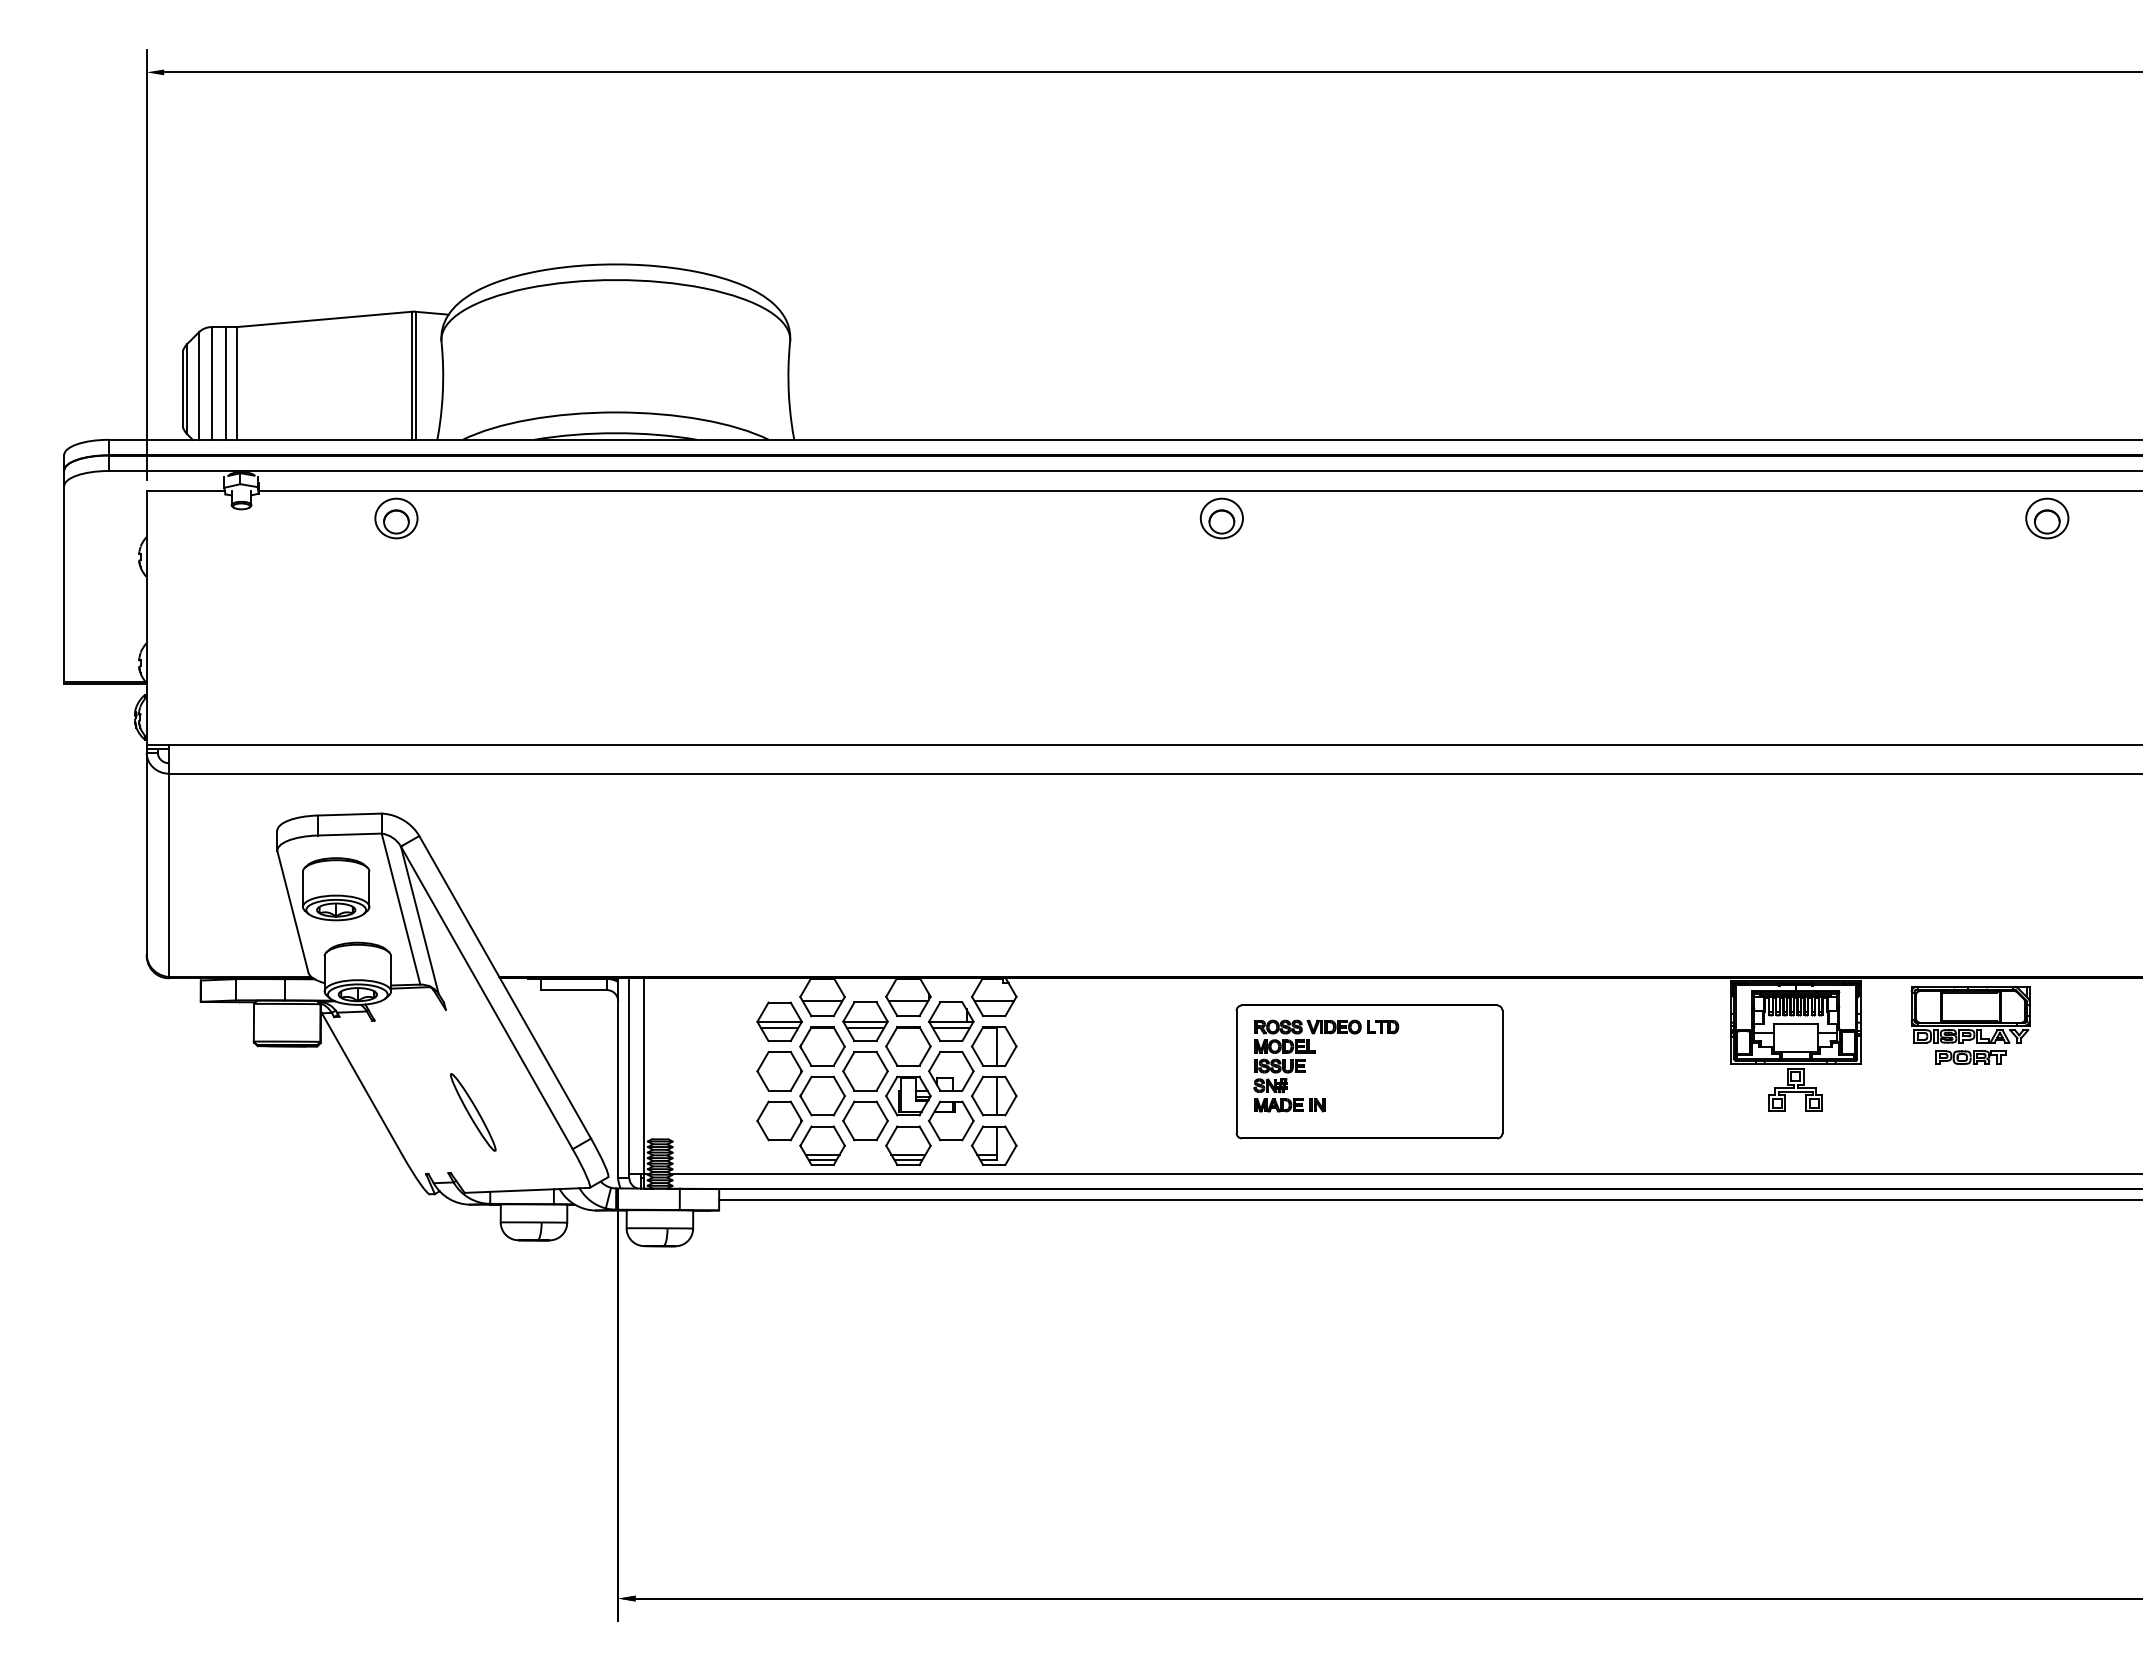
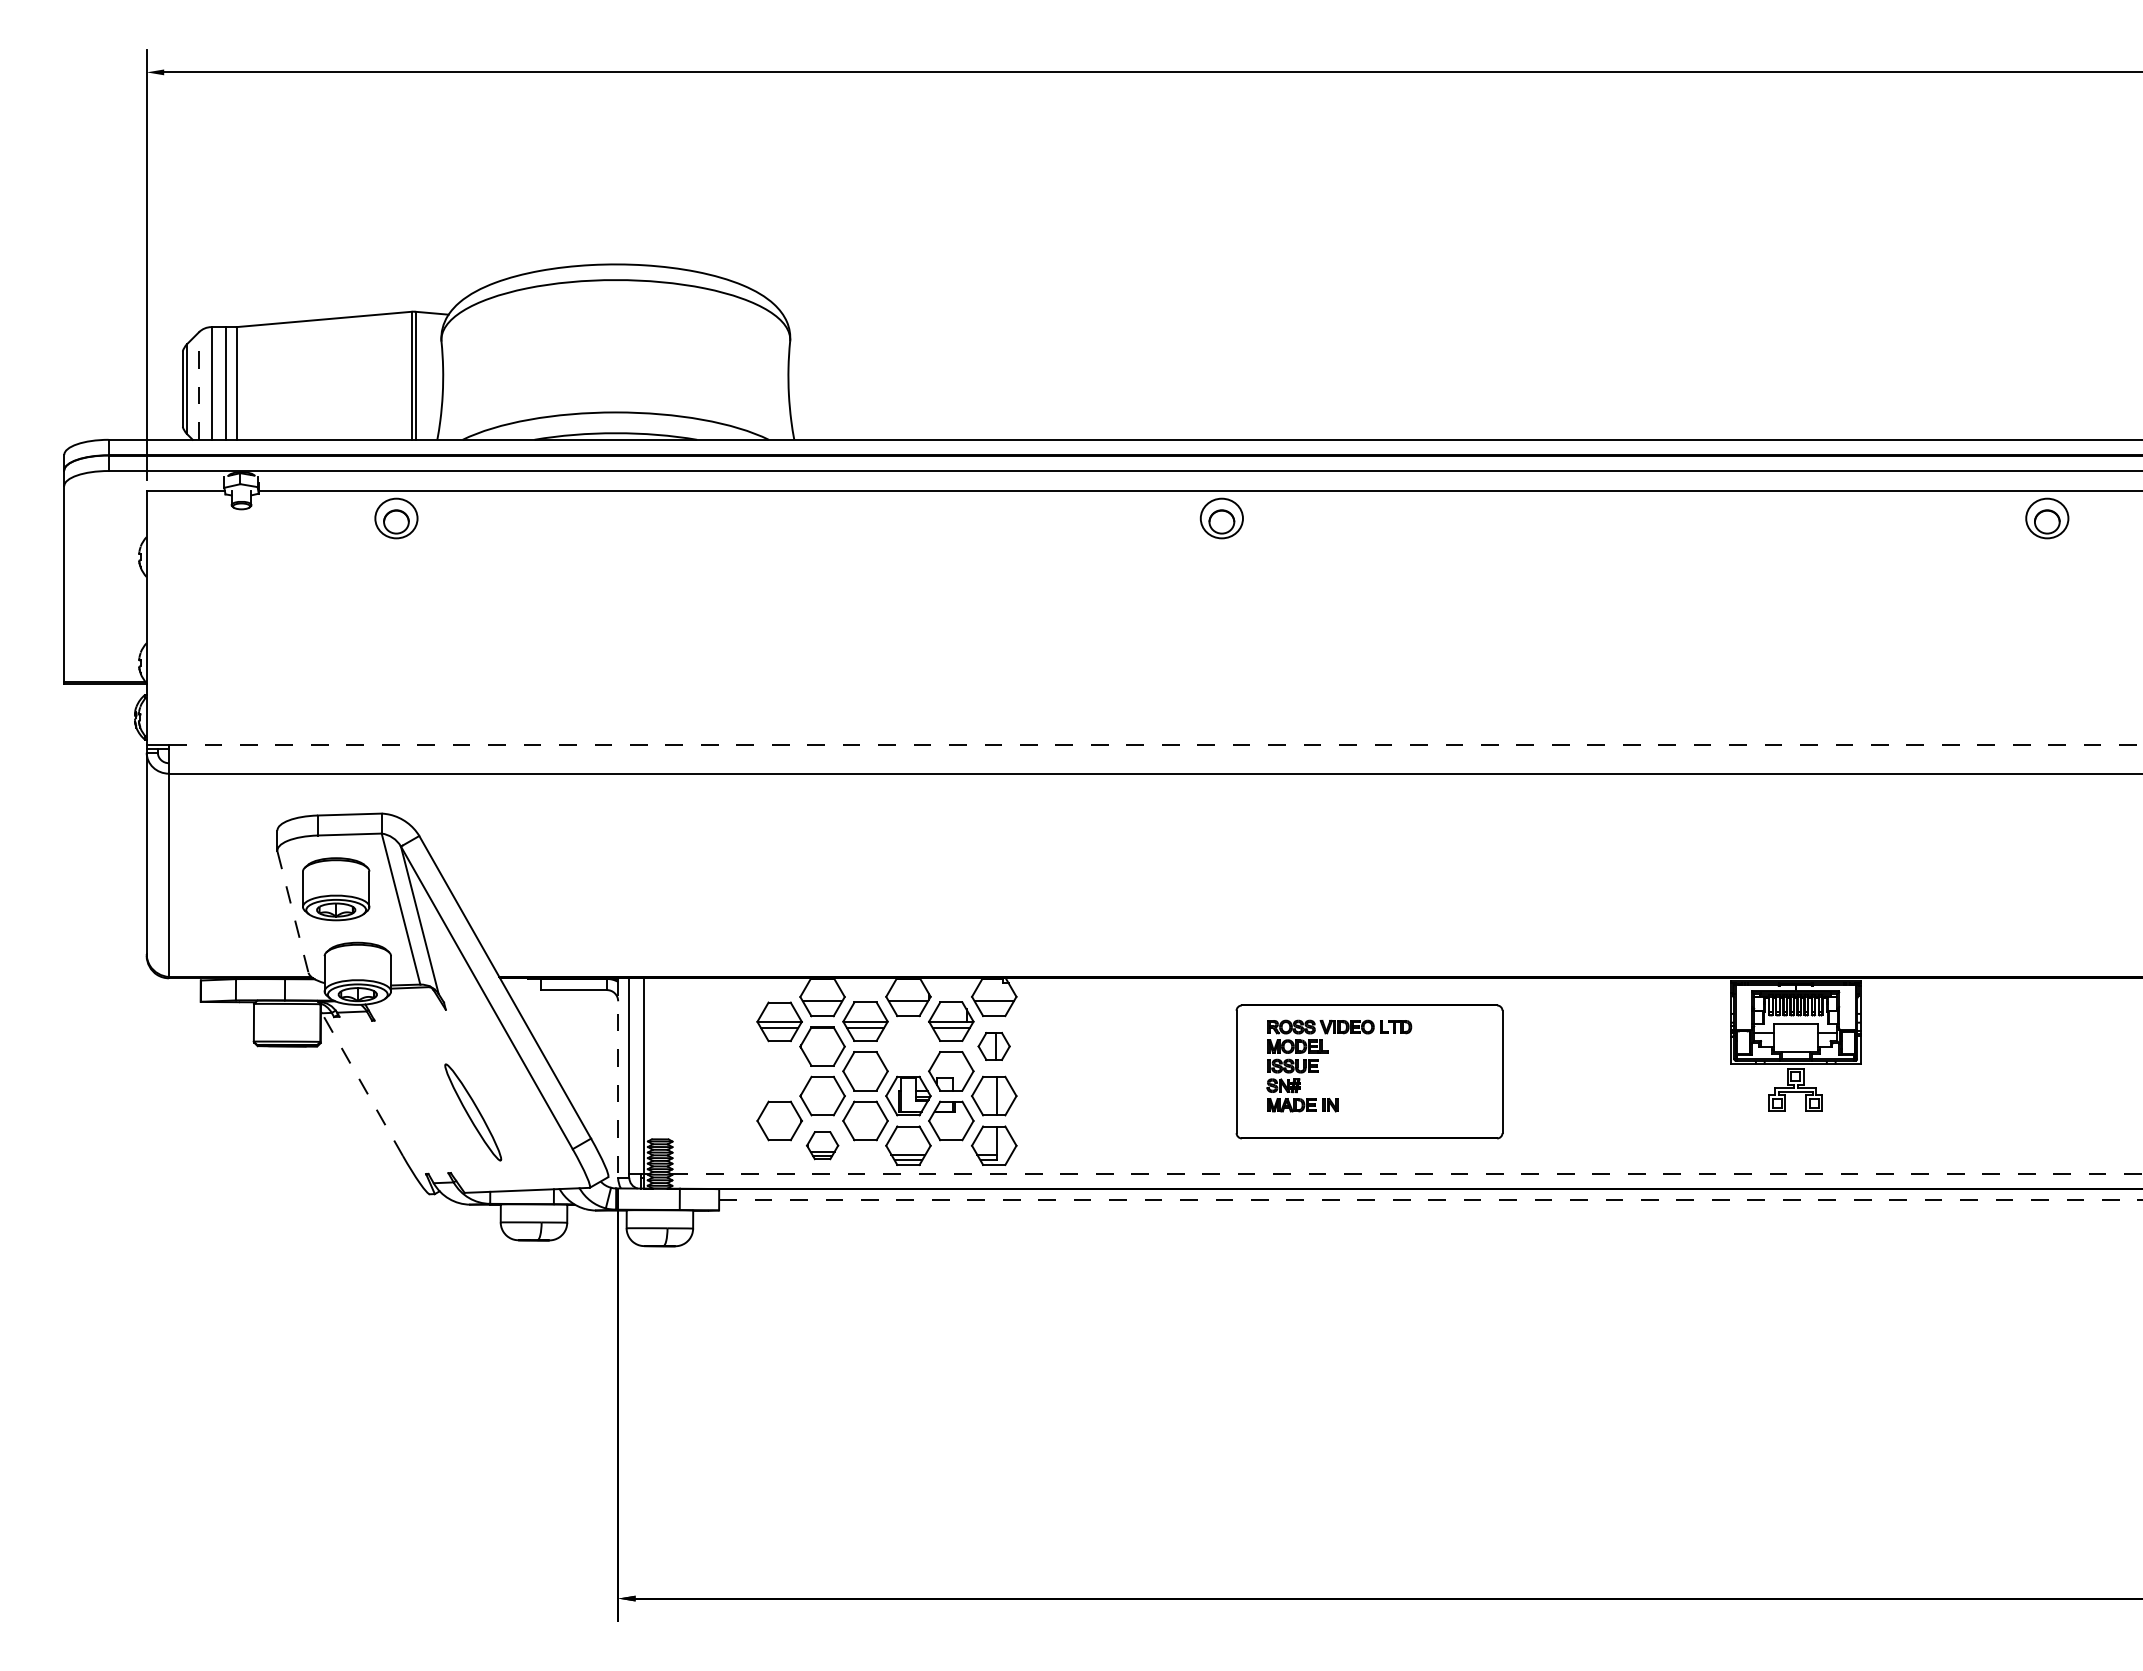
line: solid -> dashed (198, 386)
line: solid -> dashed (1155, 745)
line: solid -> dashed (293, 912)
part: present -> none (1970, 1025)
part: present -> none (908, 1046)
part size: 48x41 px -> 34x29 px (993, 1046)
part position: (1315, 1053) -> (1328, 1053) (1328, 1053)
part: present -> none (779, 1071)
line: solid -> dashed (618, 1078)
line: solid -> dashed (362, 1084)
part size: 47x79 px -> 59x99 px (473, 1112)
part size: 47x41 px -> 34x30 px (822, 1145)
line: solid -> dashed (1406, 1173)
line: solid -> dashed (1430, 1200)
